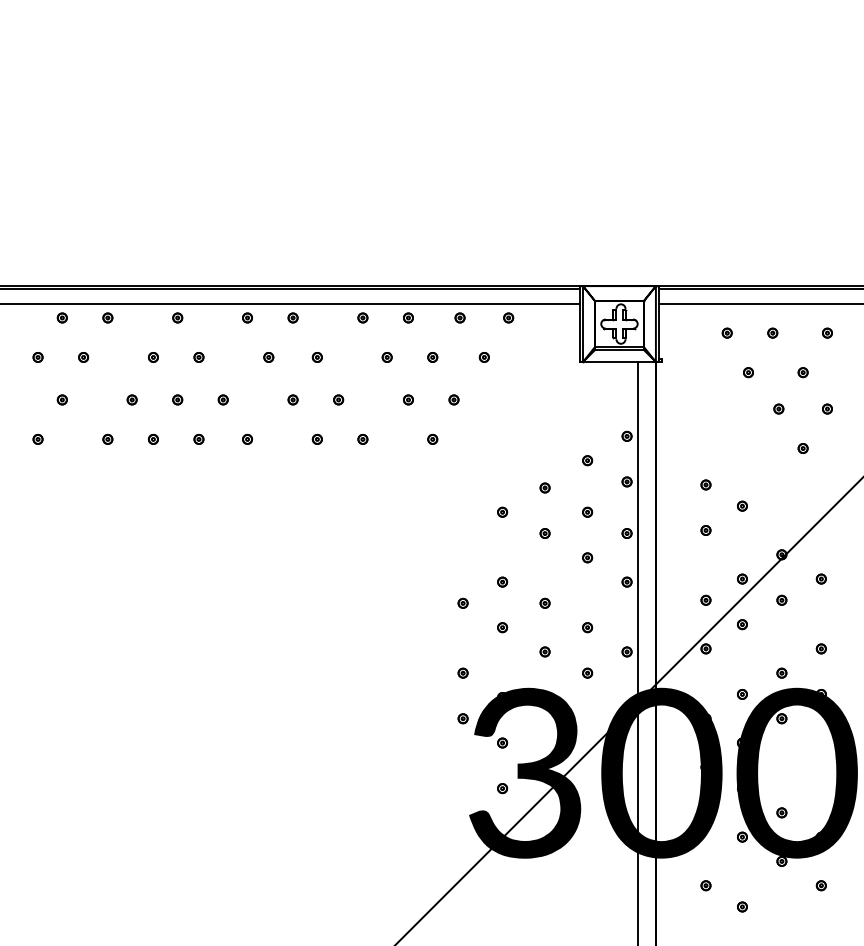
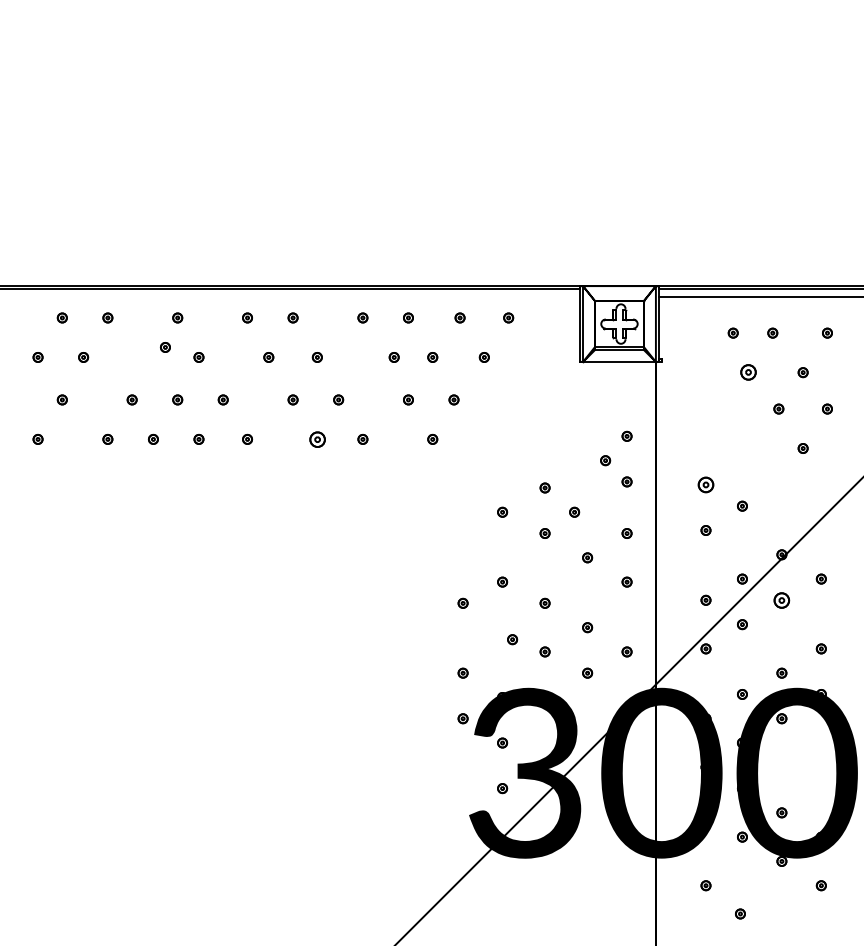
line: present -> none (291, 304)
line position: (759, 304) -> (759, 297) (759, 297)
part position: (726, 332) -> (732, 332) (732, 332)
part position: (153, 357) -> (165, 347) (165, 347)
part position: (386, 357) -> (393, 357) (393, 357)
part size: 11x12 px -> 17x17 px (748, 372)
part size: 12x12 px -> 17x17 px (317, 439)
part position: (587, 460) -> (605, 460) (605, 460)
part size: 12x12 px -> 18x18 px (705, 484)
part position: (587, 511) -> (574, 511) (574, 511)
part size: 12x12 px -> 18x17 px (781, 600)
part position: (502, 627) -> (512, 639) (512, 639)
line: present -> none (637, 652)
part position: (742, 906) -> (740, 913) (740, 913)
